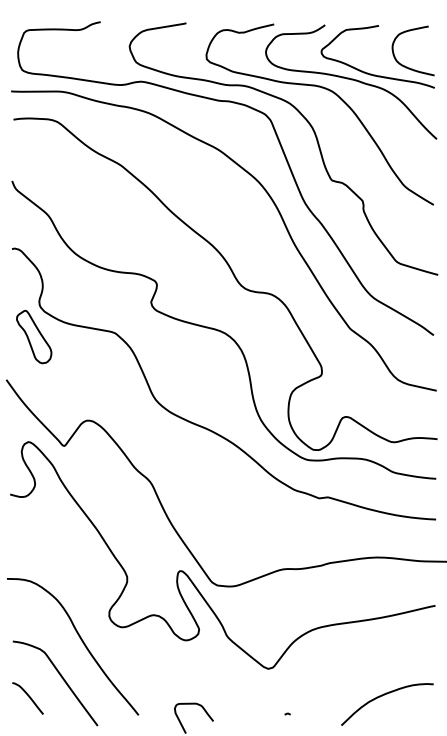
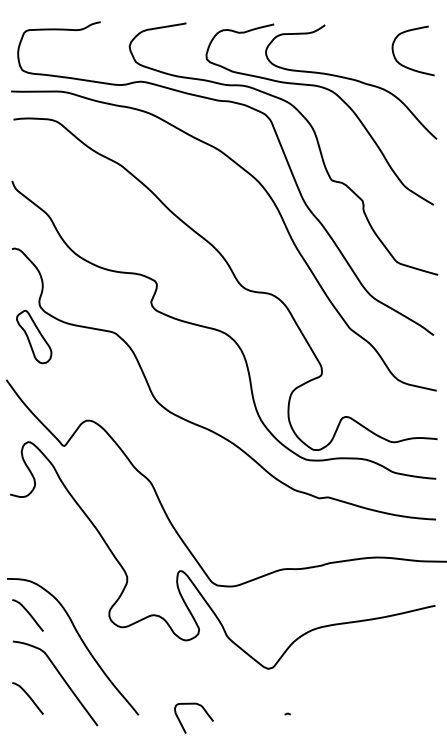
curve: present -> none (371, 73)
curve: none -> present (28, 614)
curve: present -> none (382, 696)
